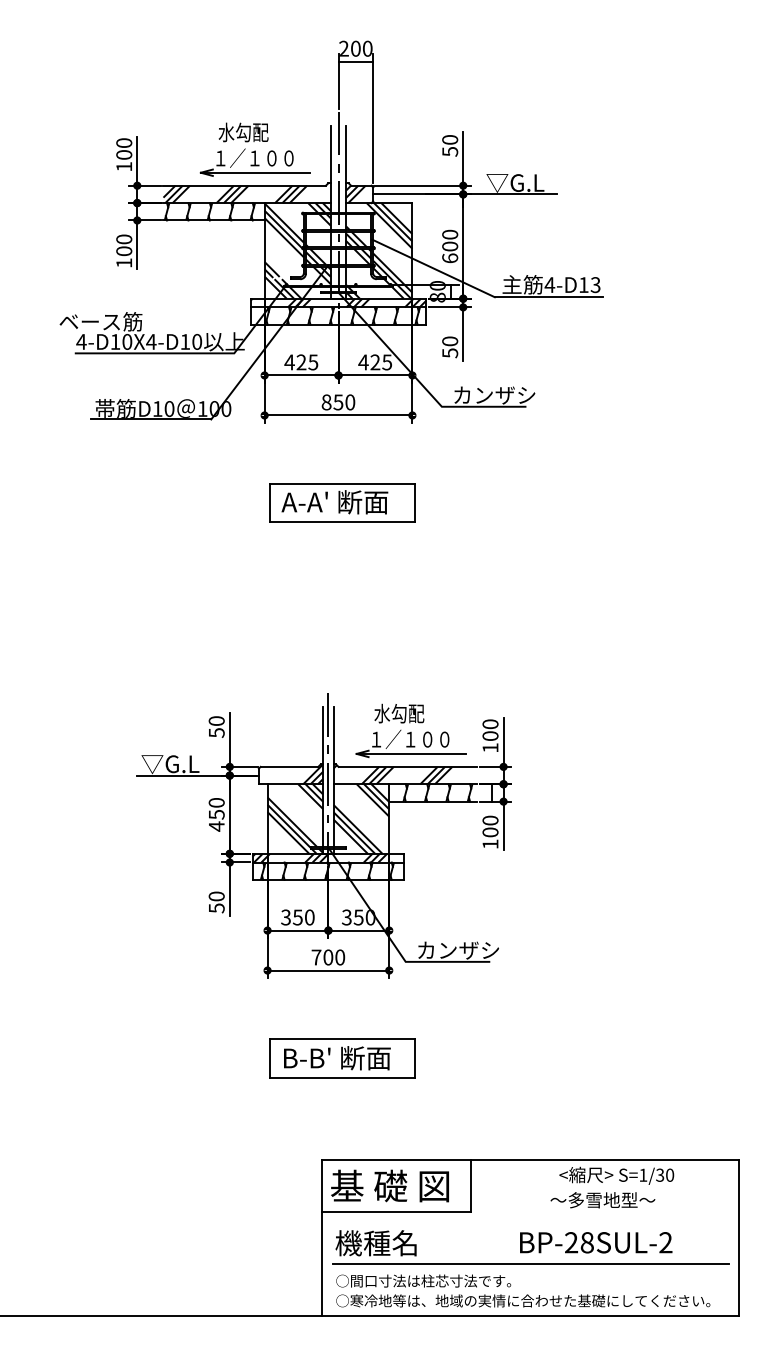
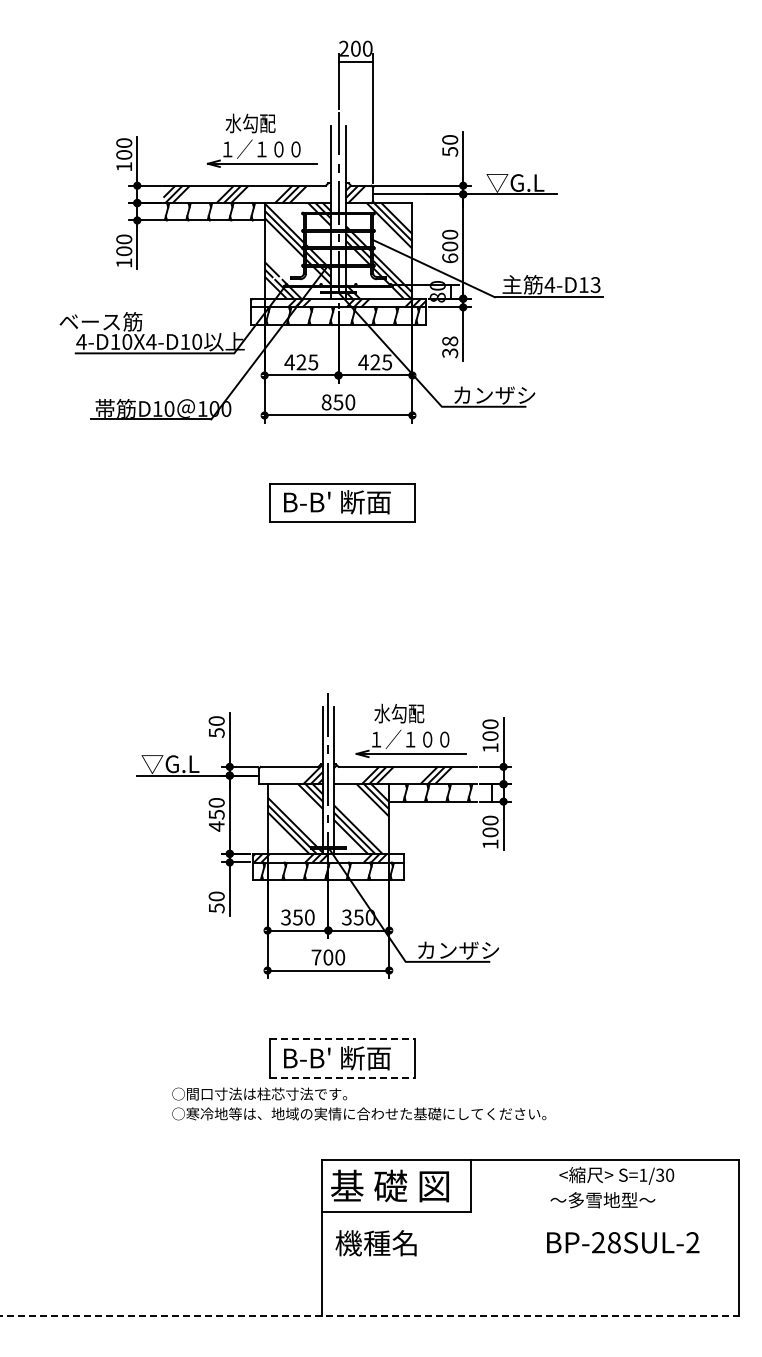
part position: (254, 149) -> (261, 140) (261, 140)
text: 50 -> 38 (449, 346)
text: A-A' 断面 -> B-B' 断面 (335, 502)
line: solid -> dashed (342, 1039)
line: solid -> dashed (342, 1078)
text position: (596, 1242) -> (623, 1242) (623, 1242)
line: present -> none (530, 1264)
text position: (523, 1290) -> (359, 1103) (359, 1103)
line: solid -> dashed (370, 1316)
